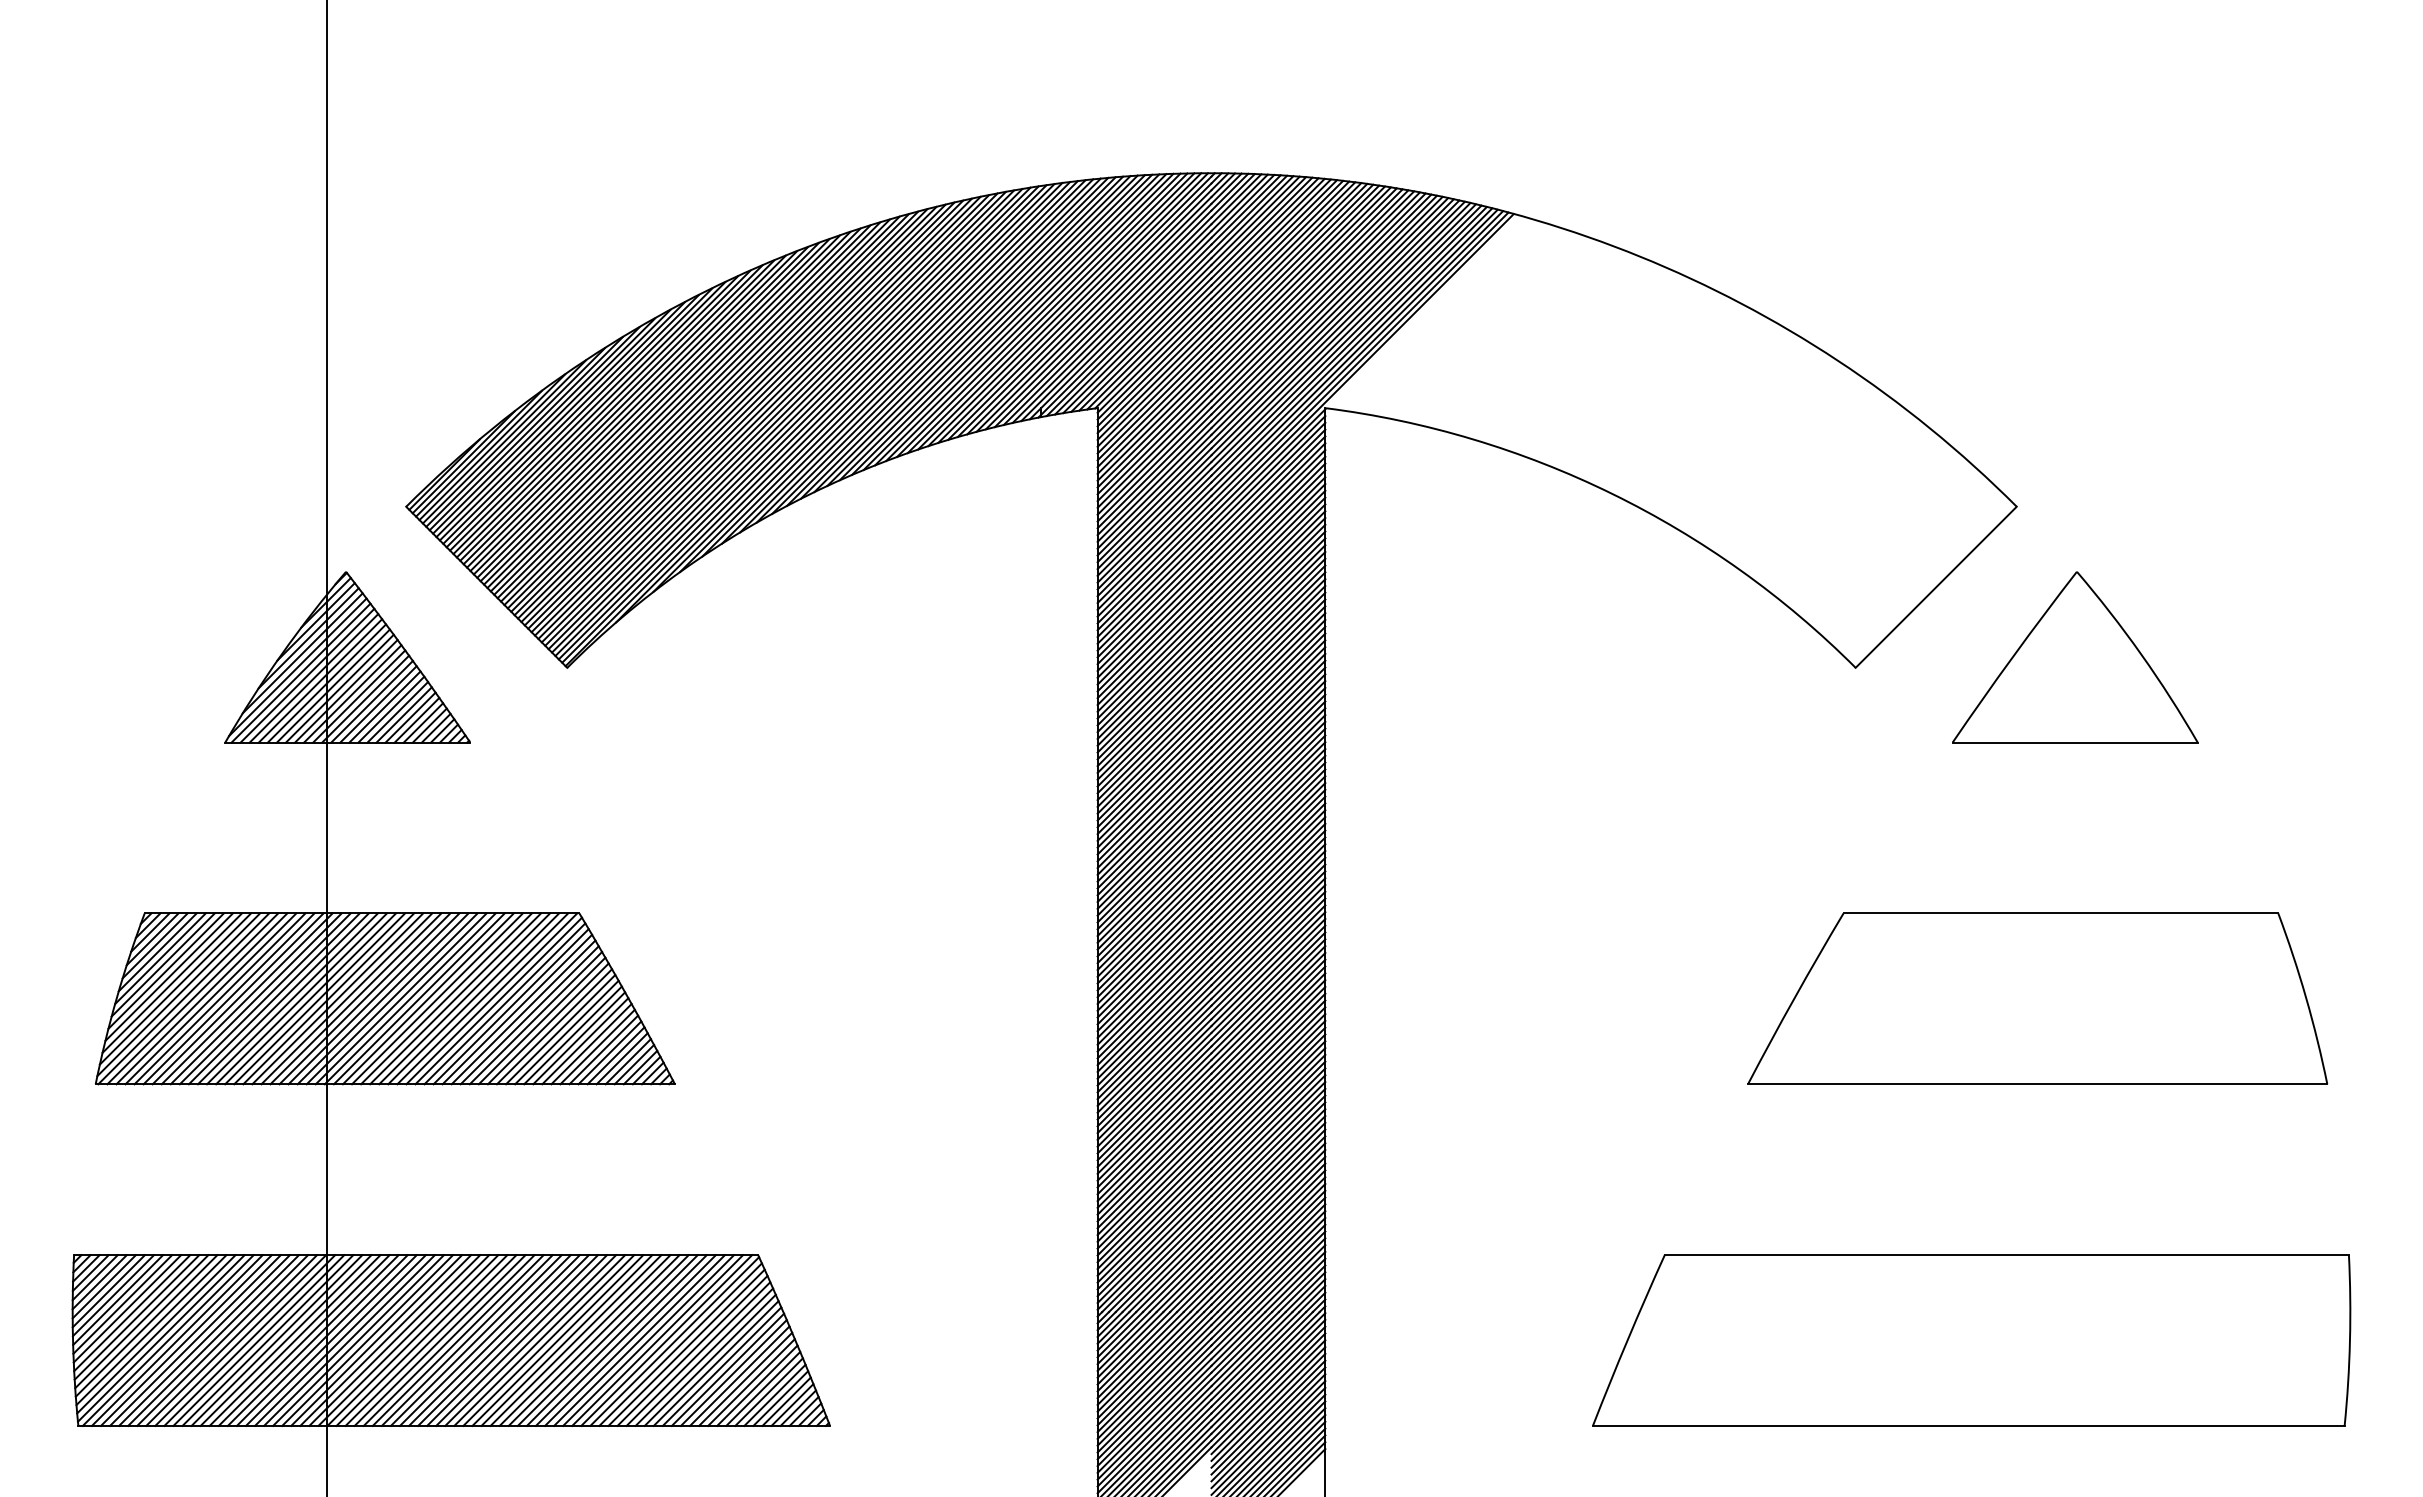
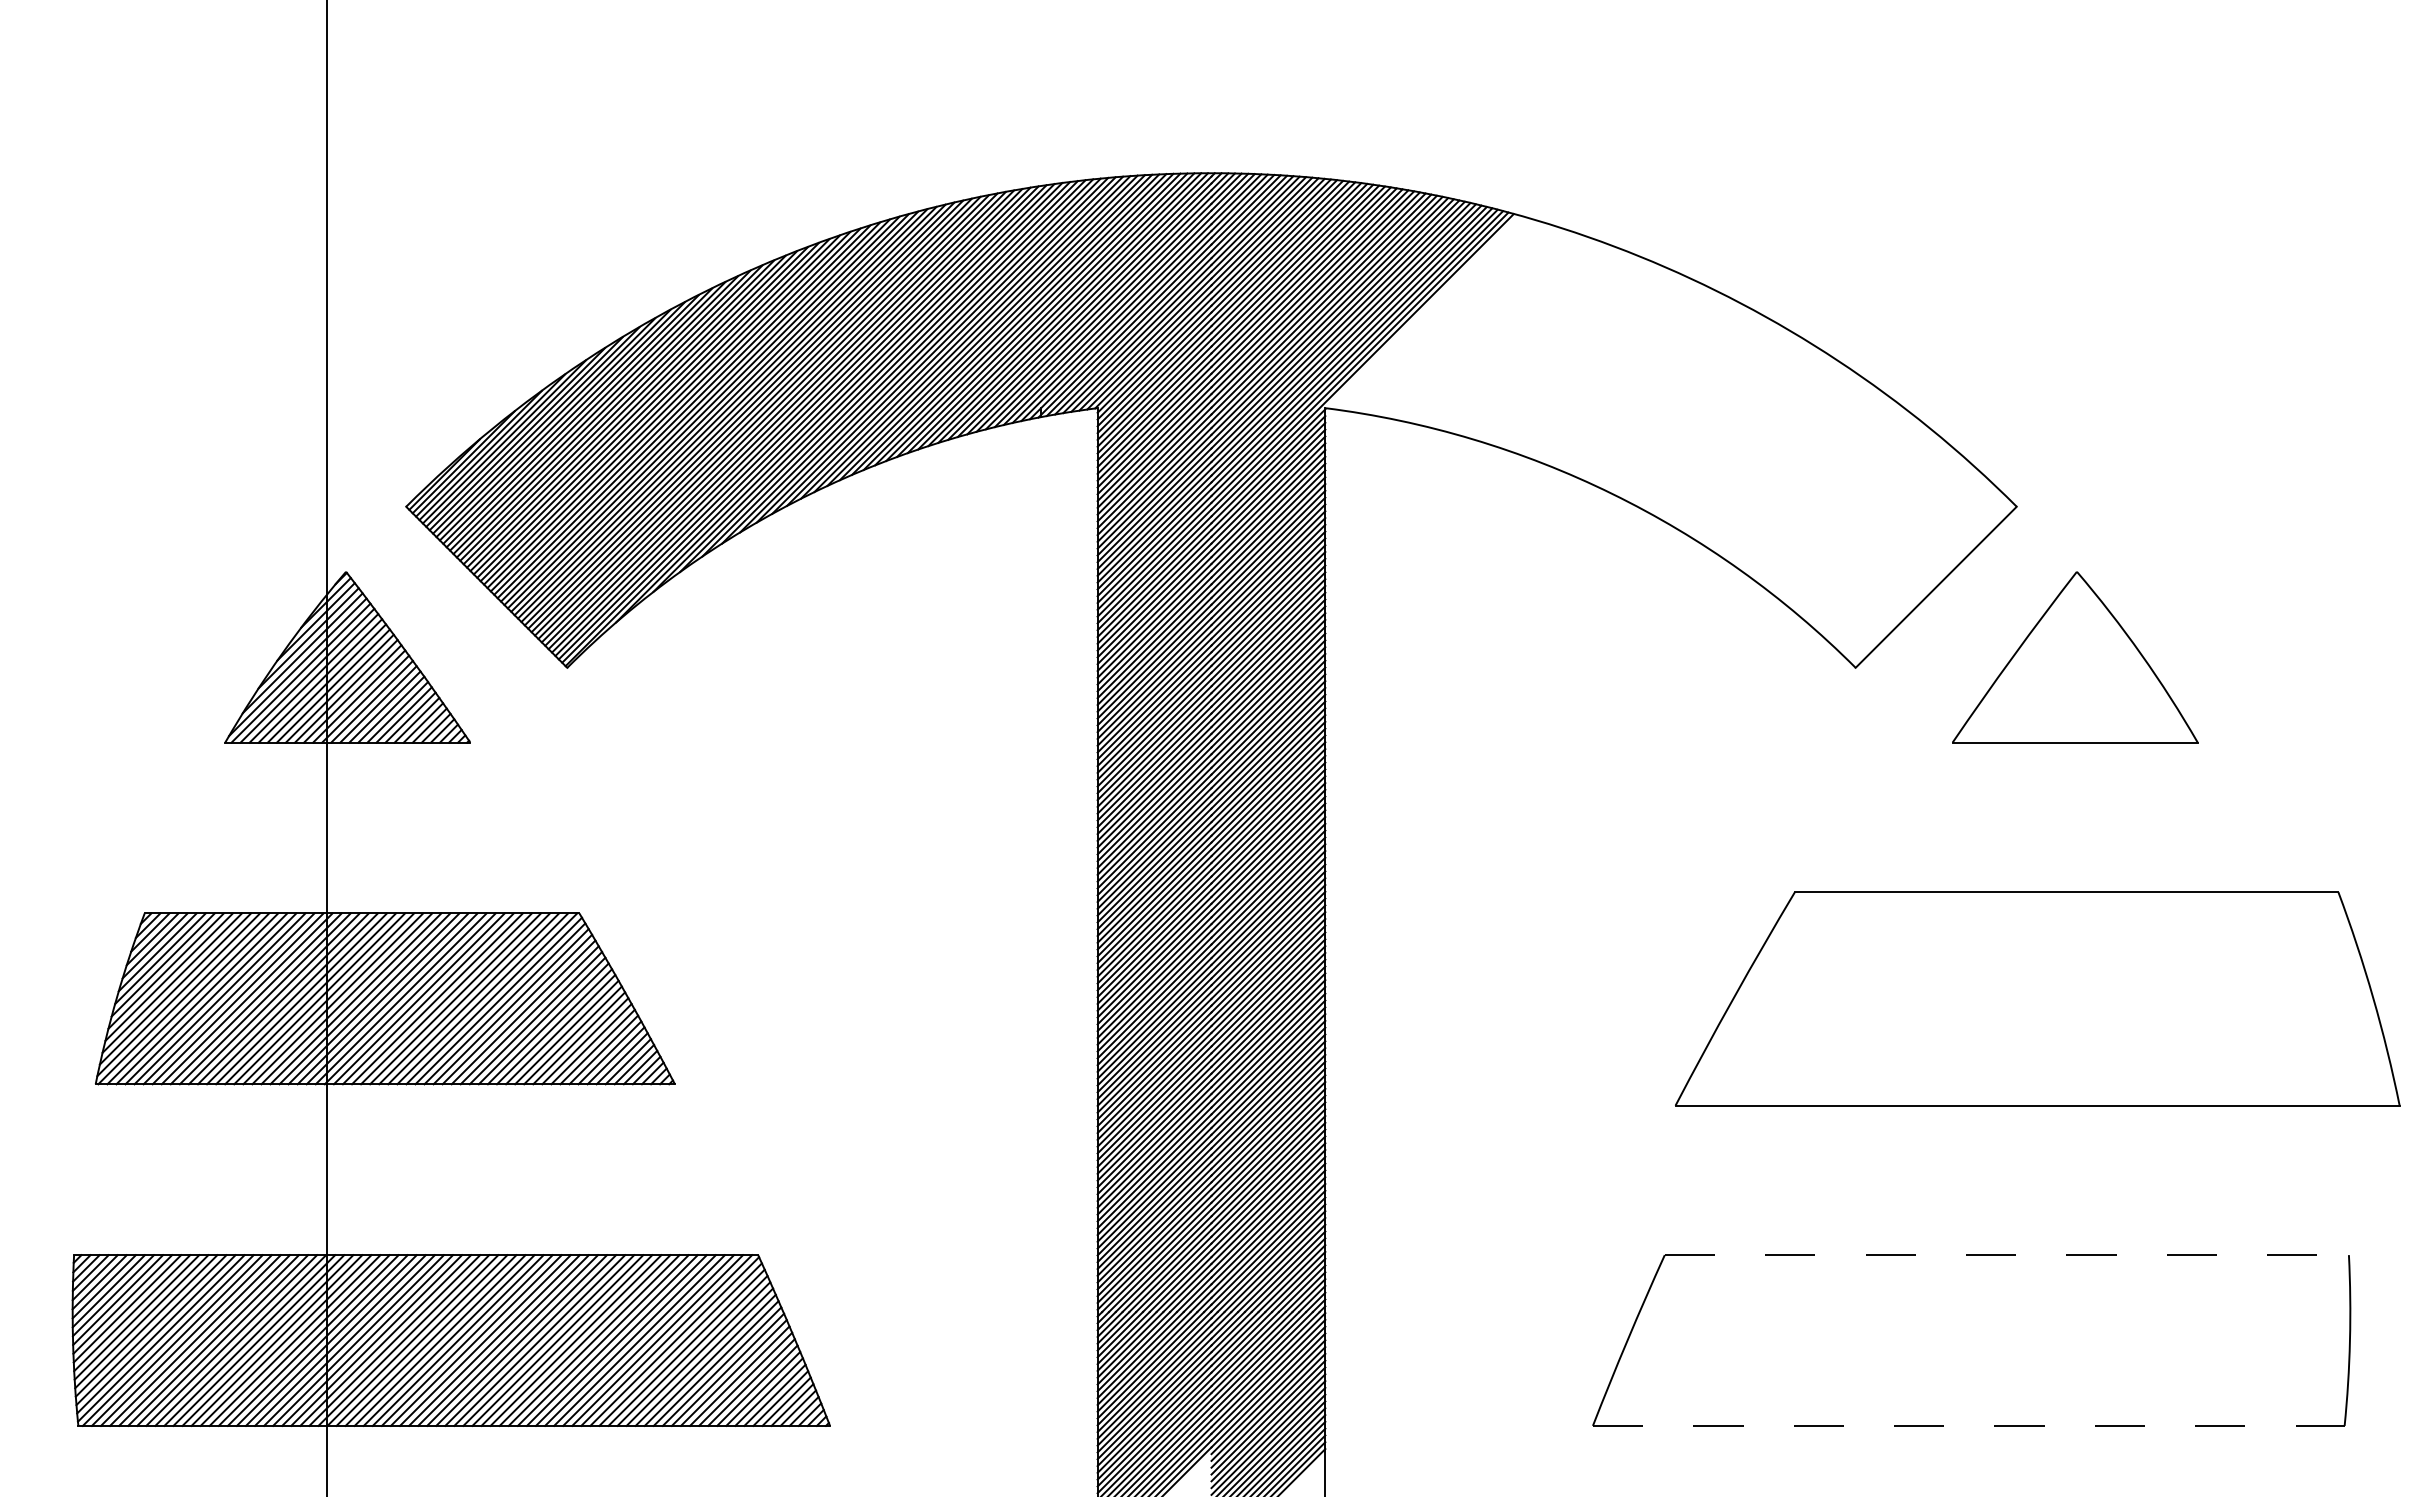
part size: 582x173 px -> 726x216 px (2037, 998)
line: solid -> dashed (2007, 1255)
line: solid -> dashed (1968, 1425)
